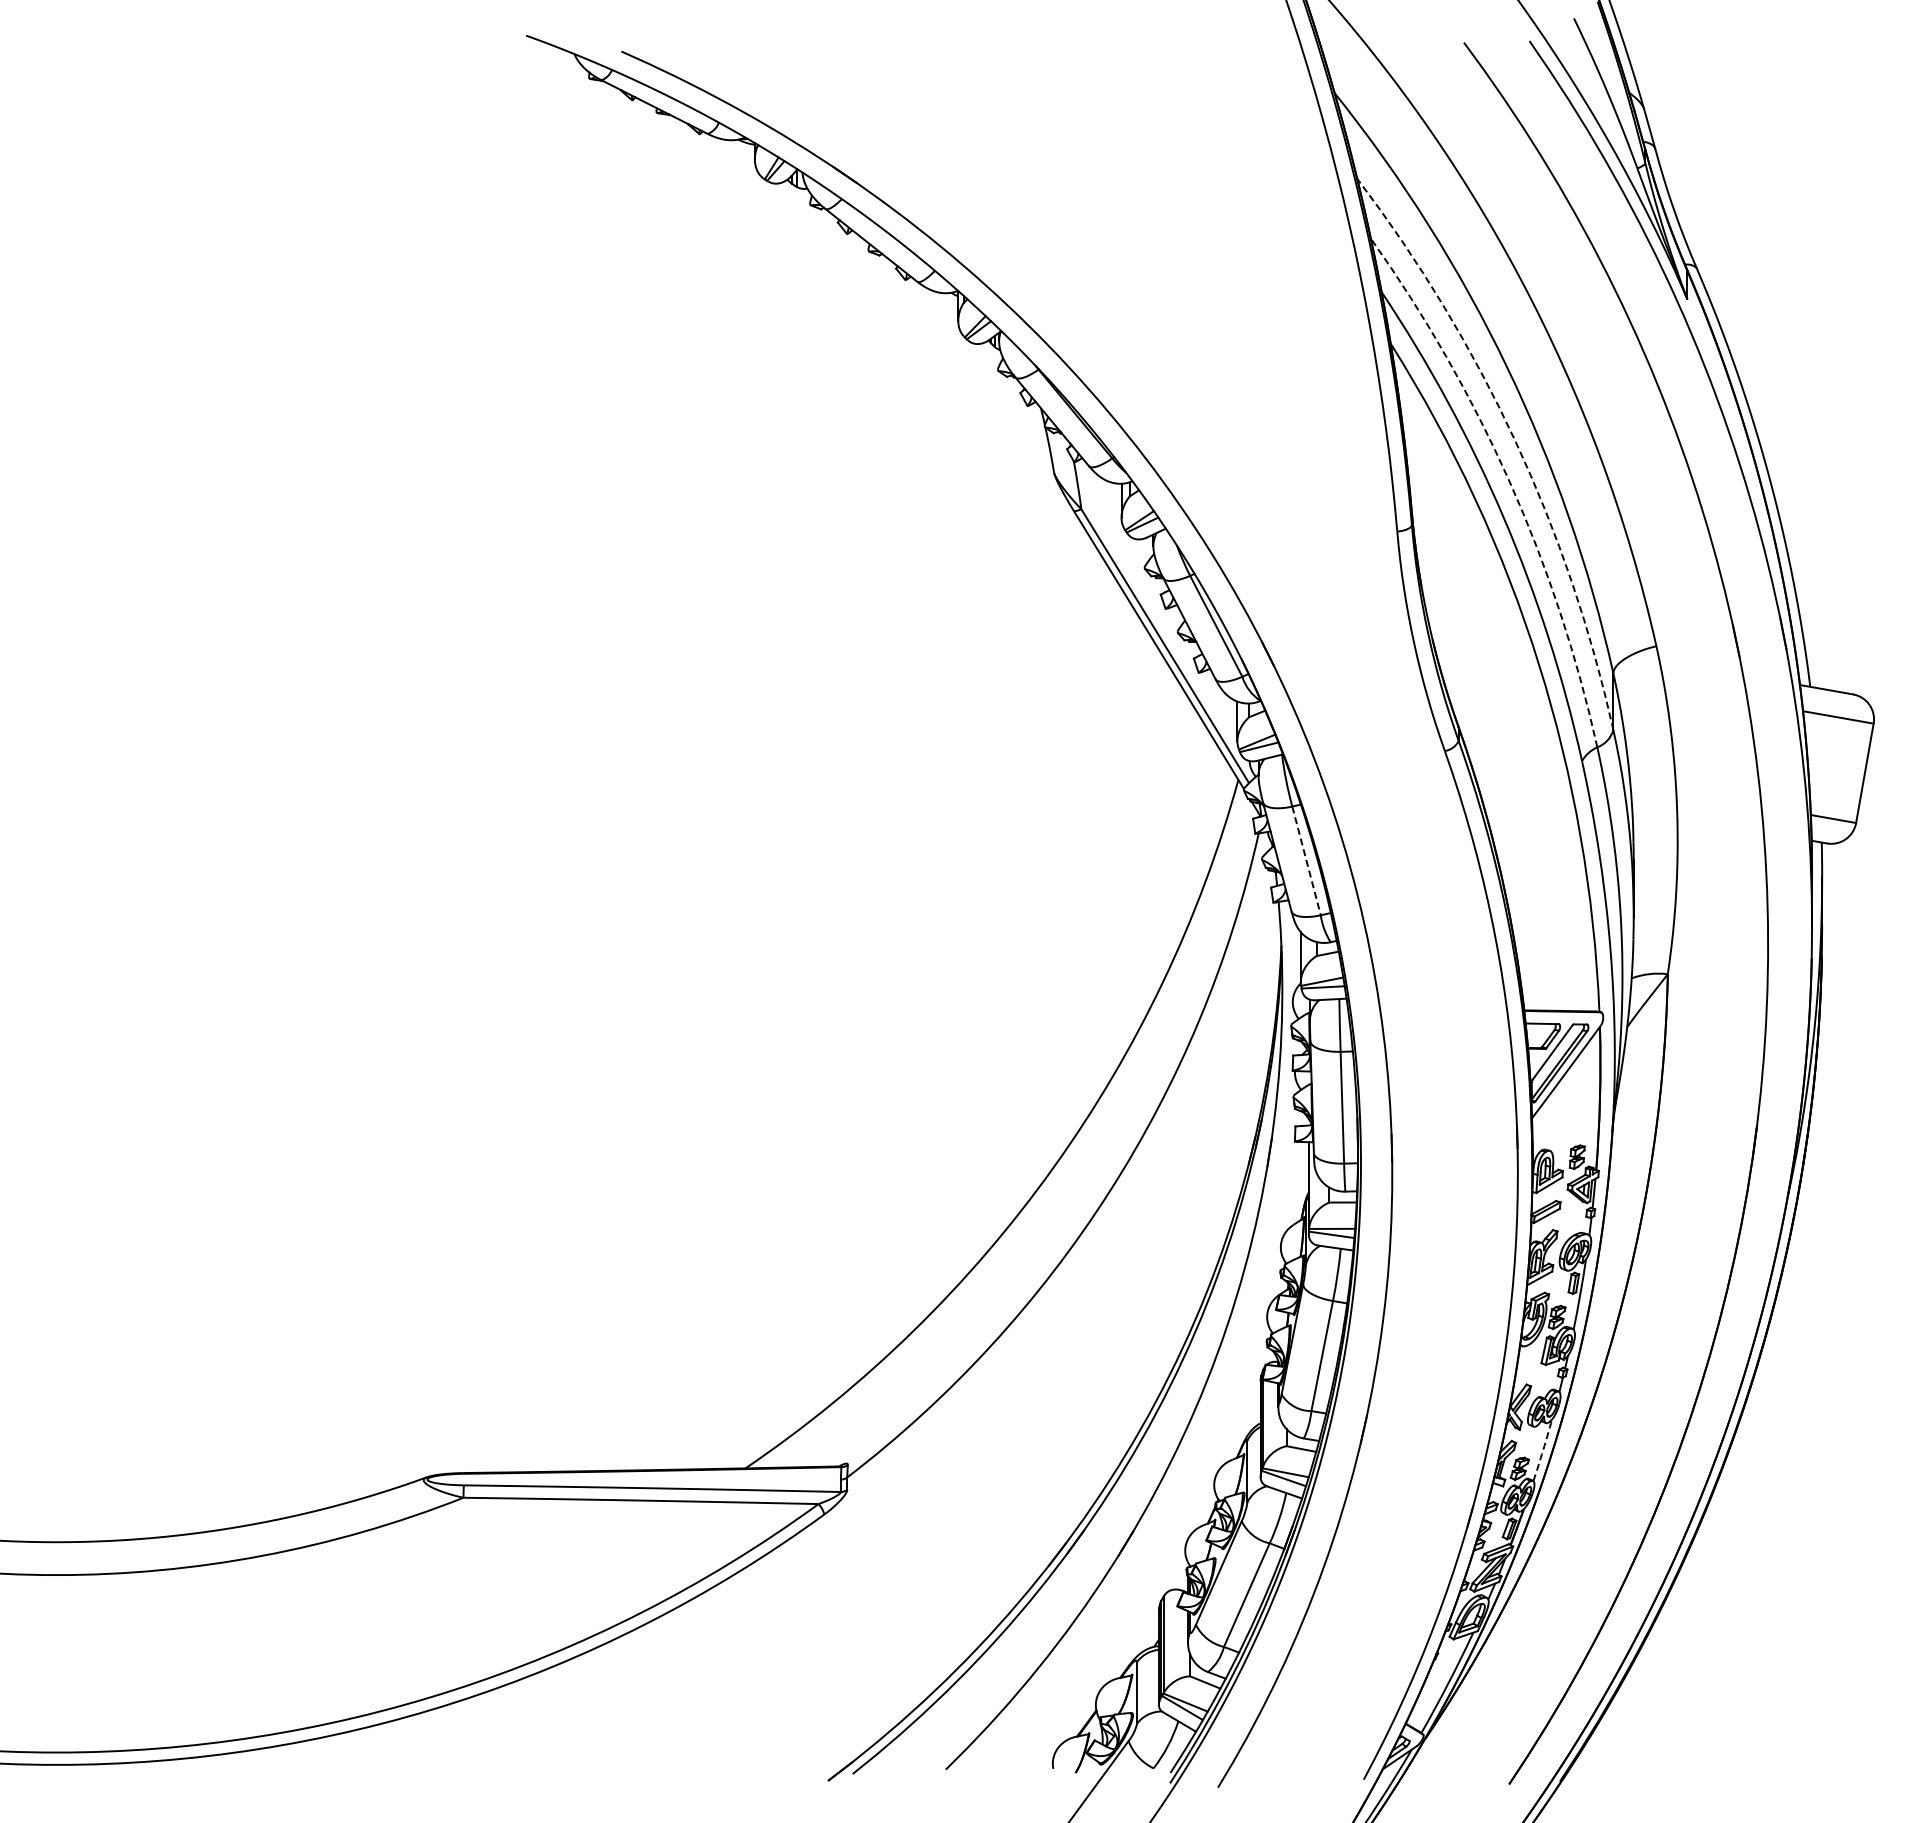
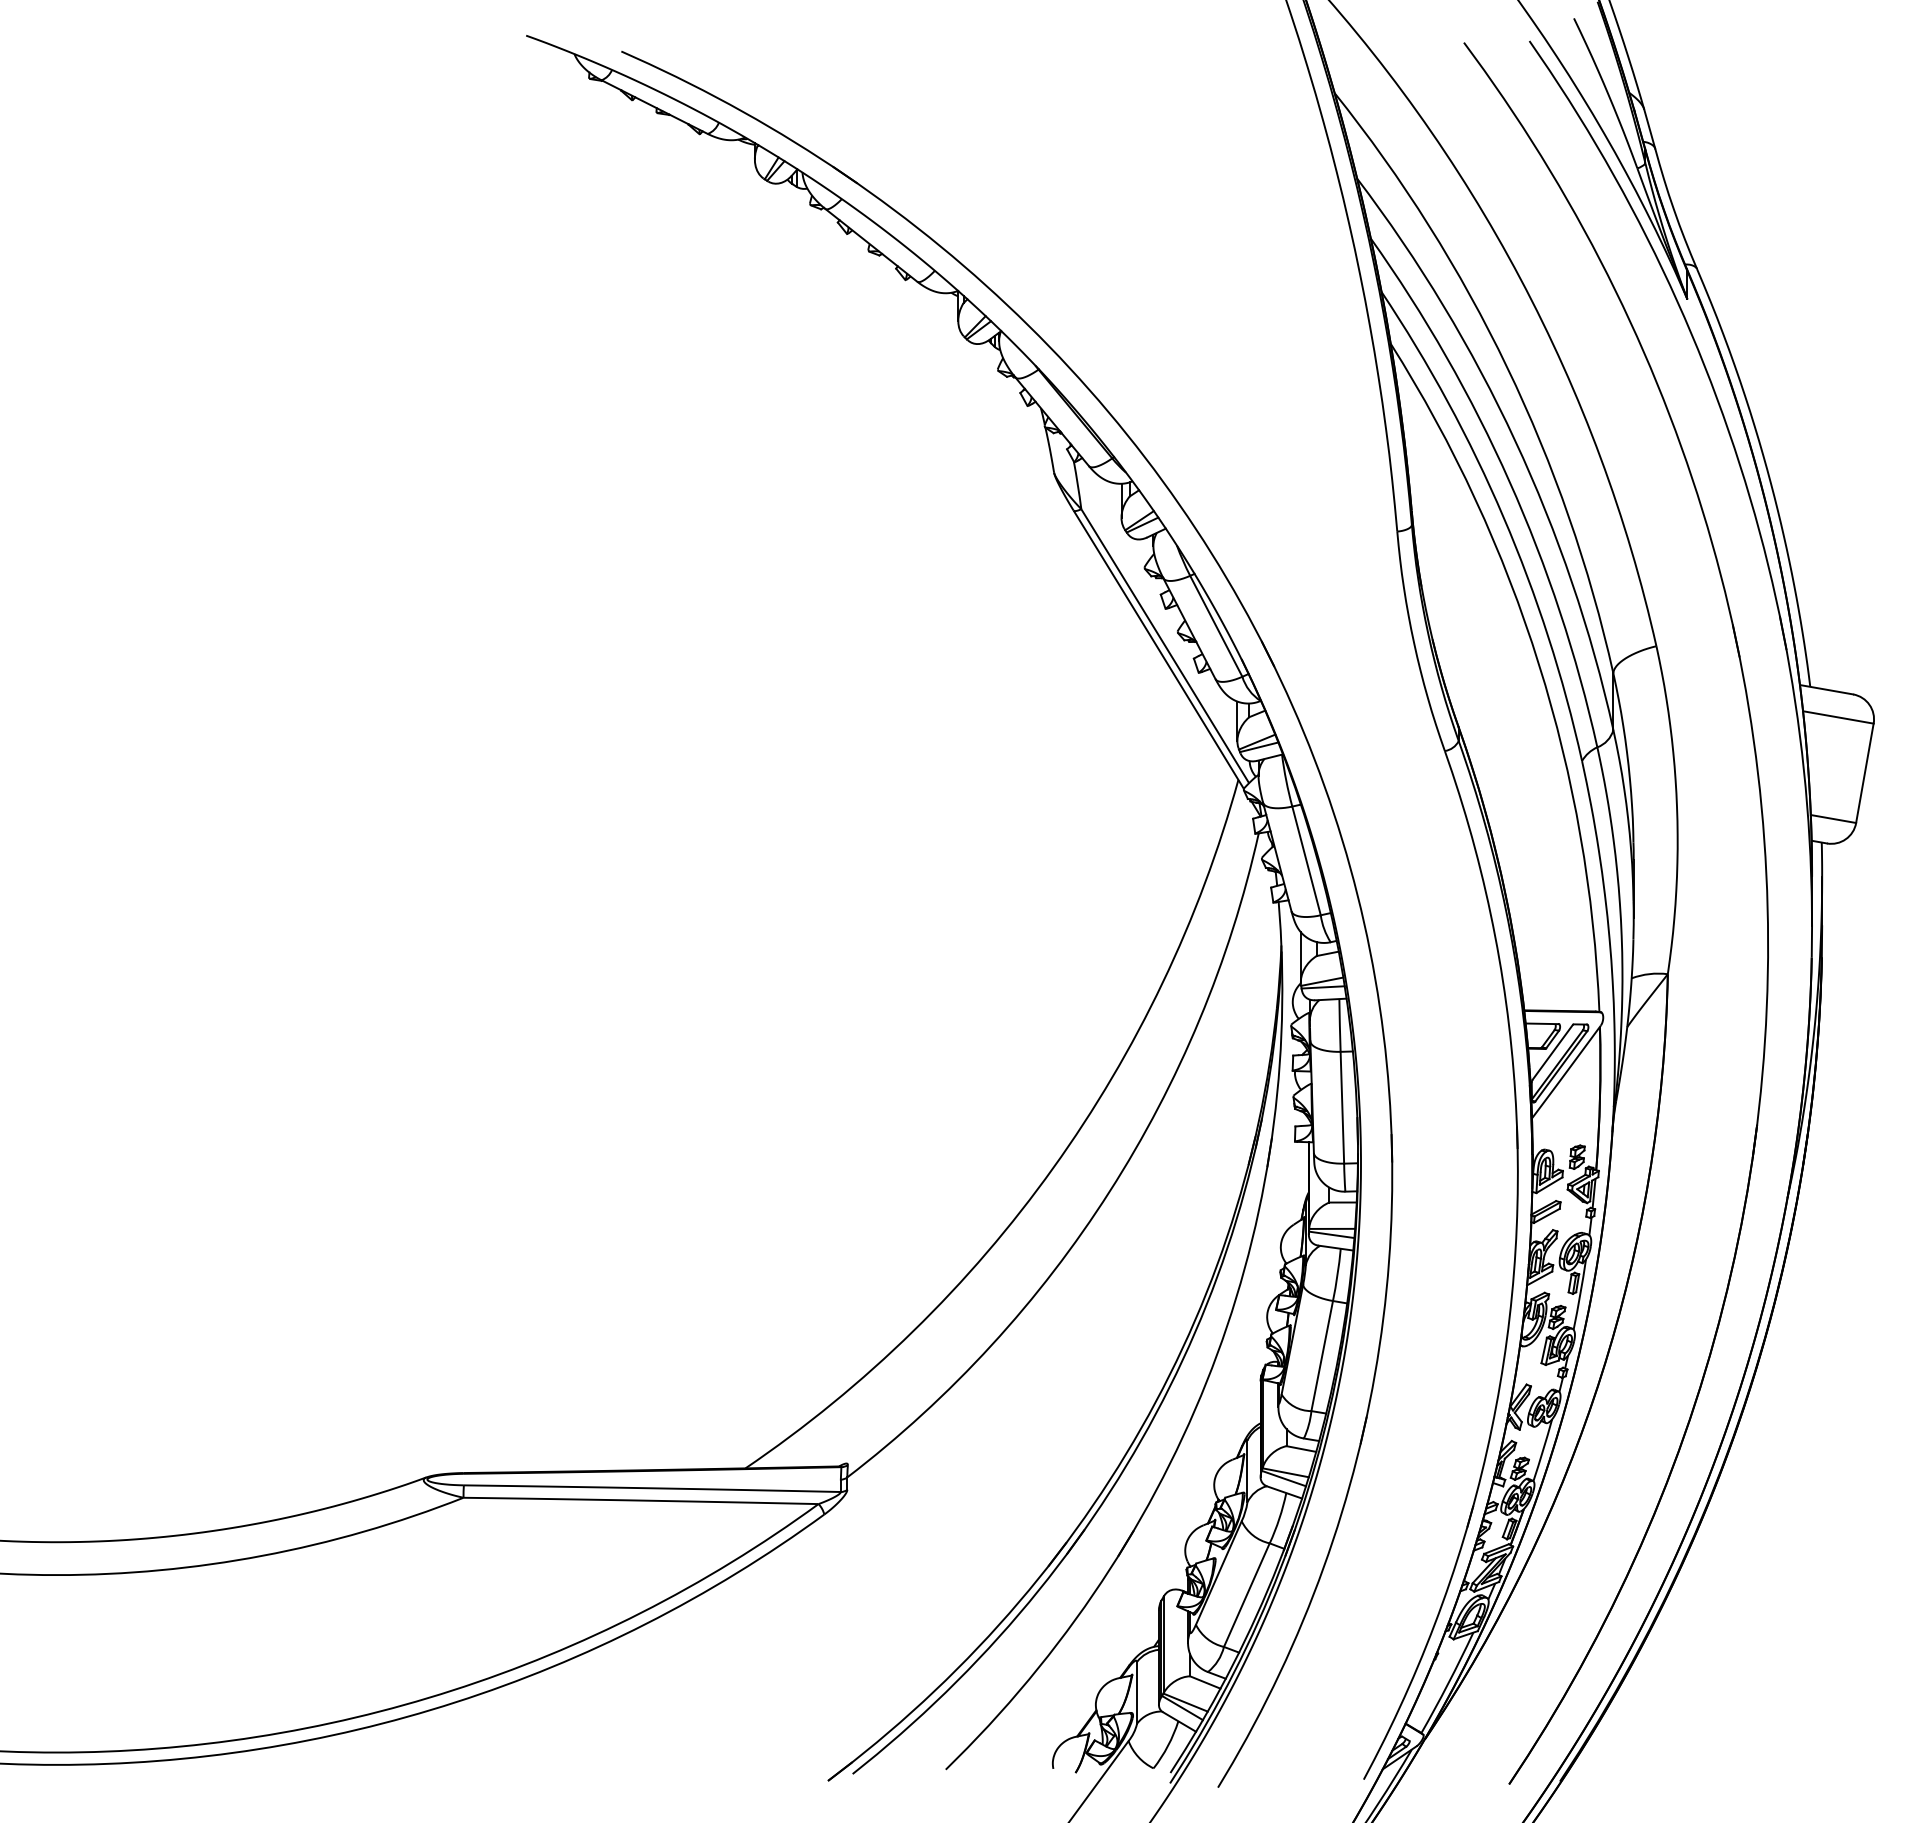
arc: dashed -> solid (1515, 440)
arc: dashed -> solid (1509, 481)
line: dashed -> solid (1306, 861)
arc: dashed -> solid (1543, 1450)
